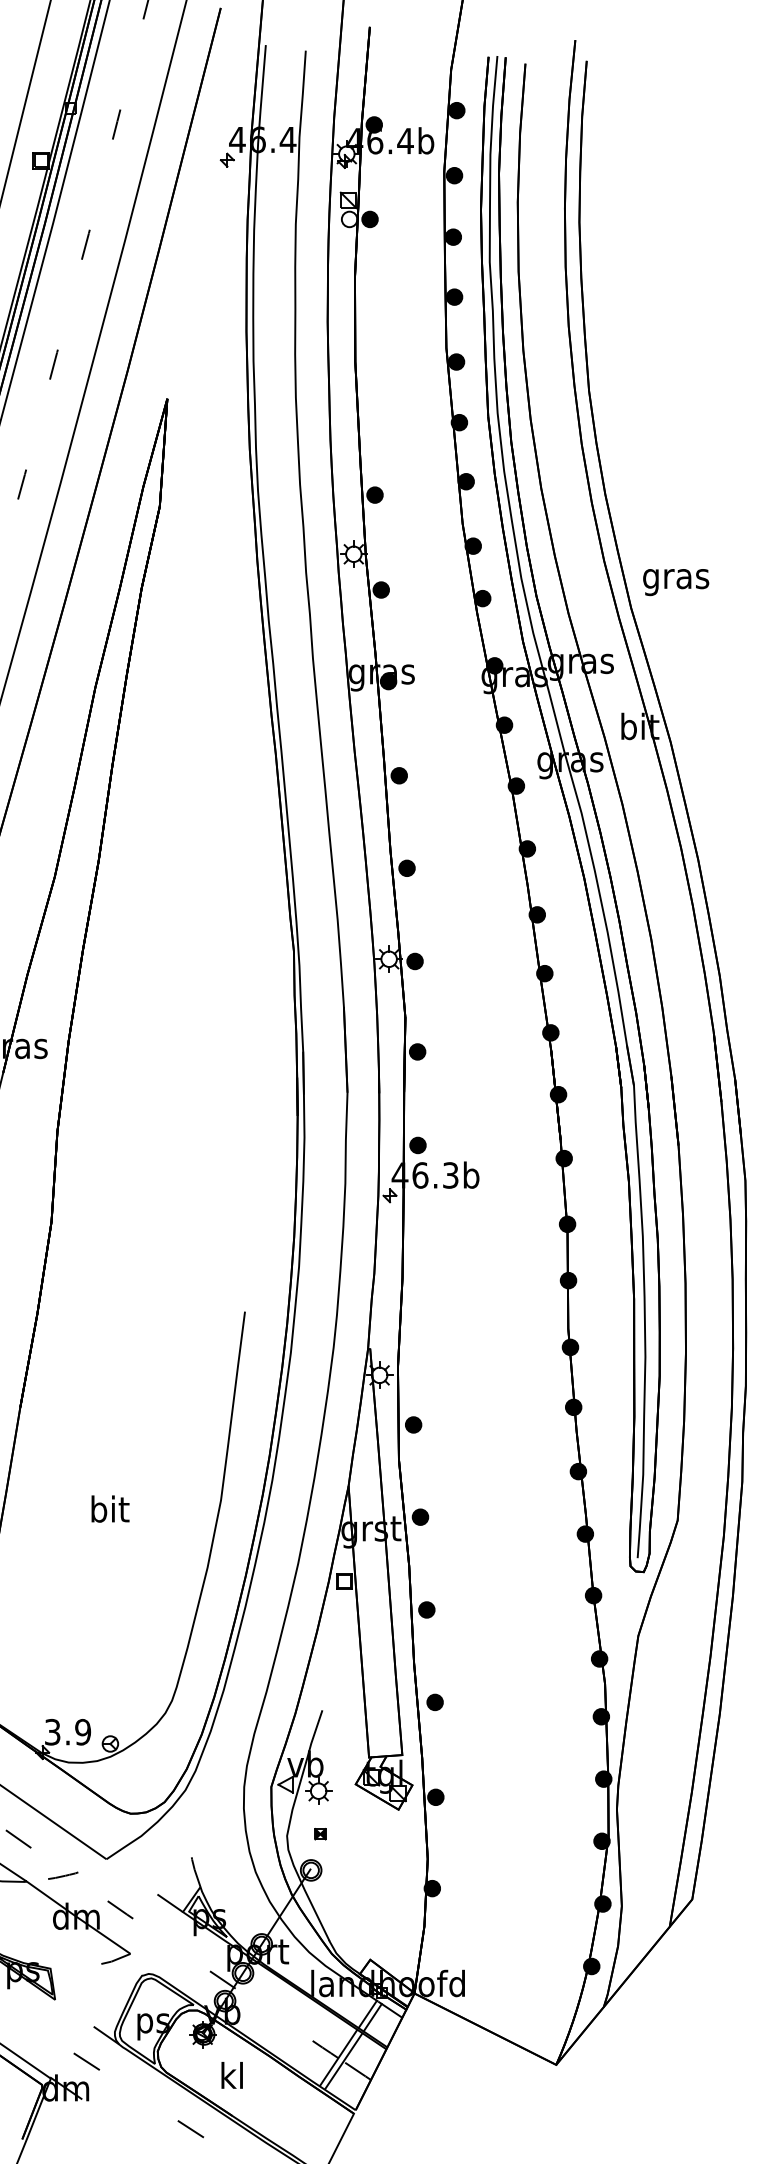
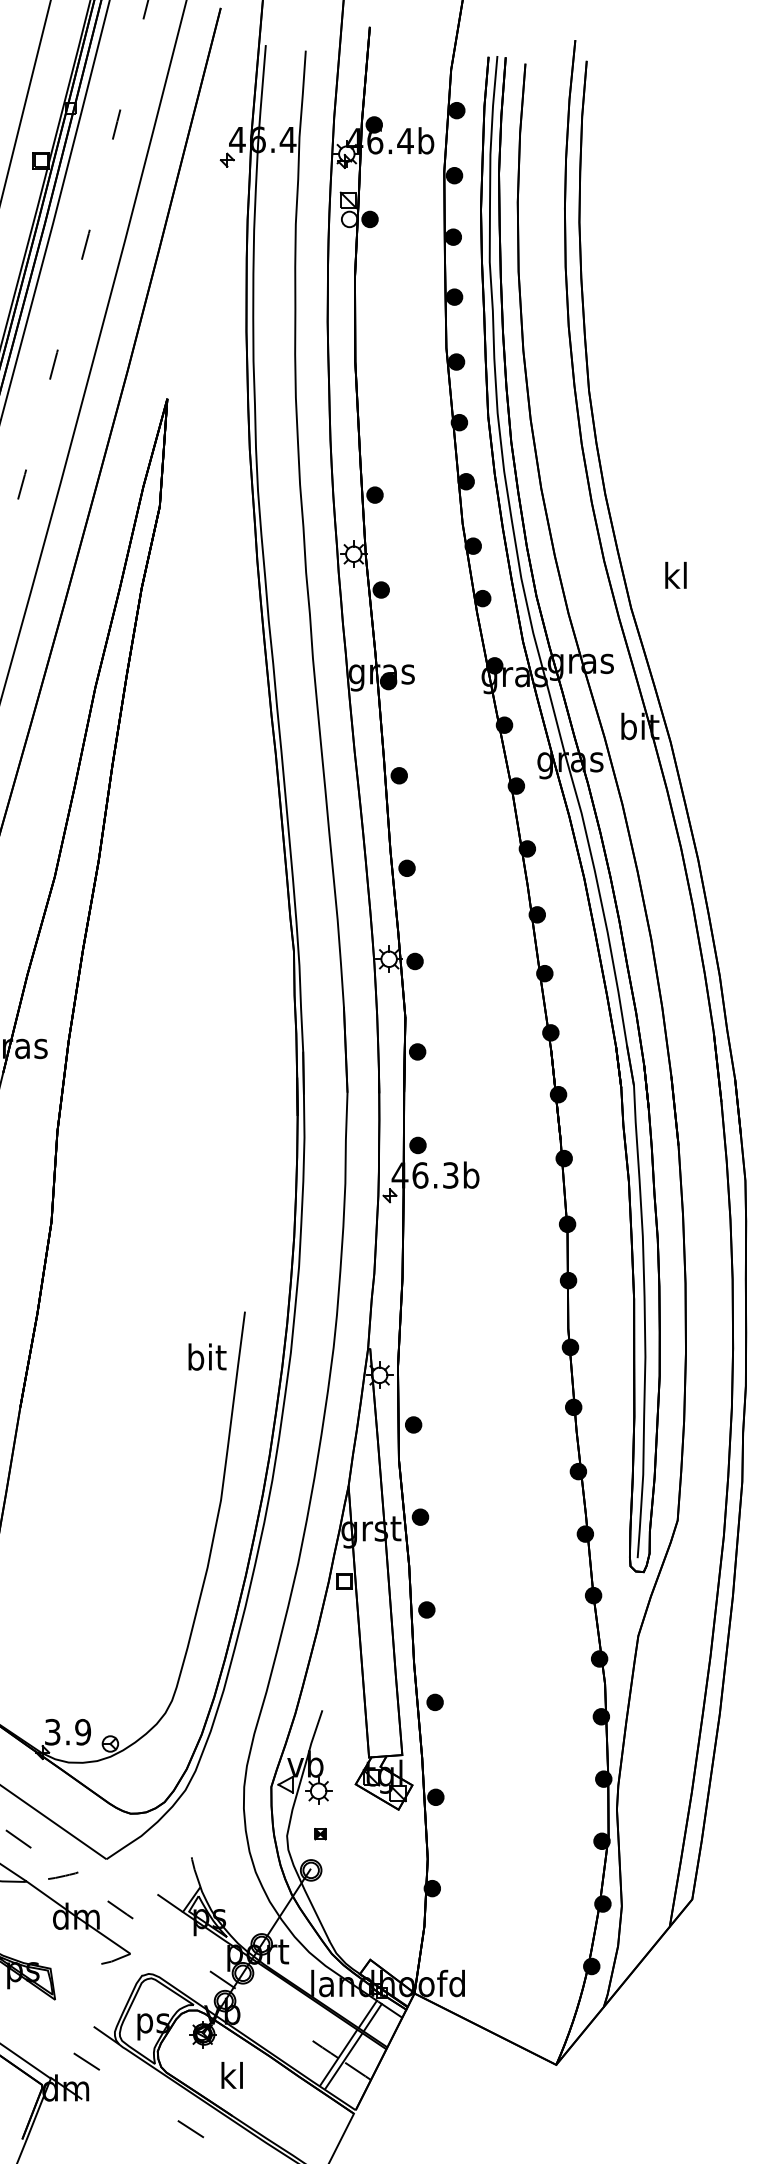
text: gras -> kl (676, 578)
text position: (110, 1508) -> (207, 1356) (207, 1356)
